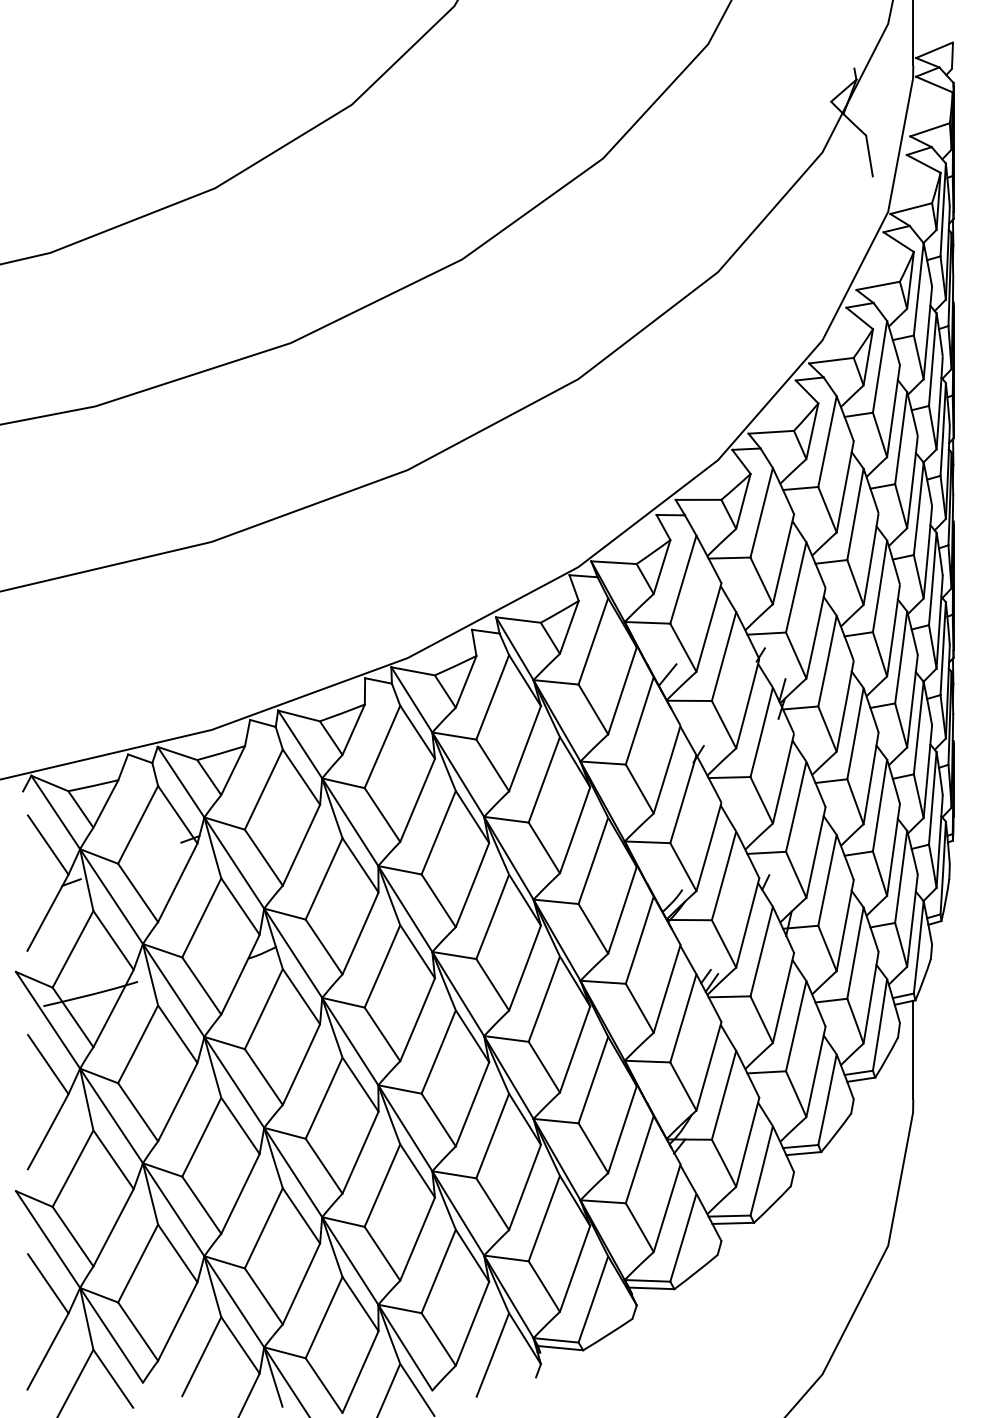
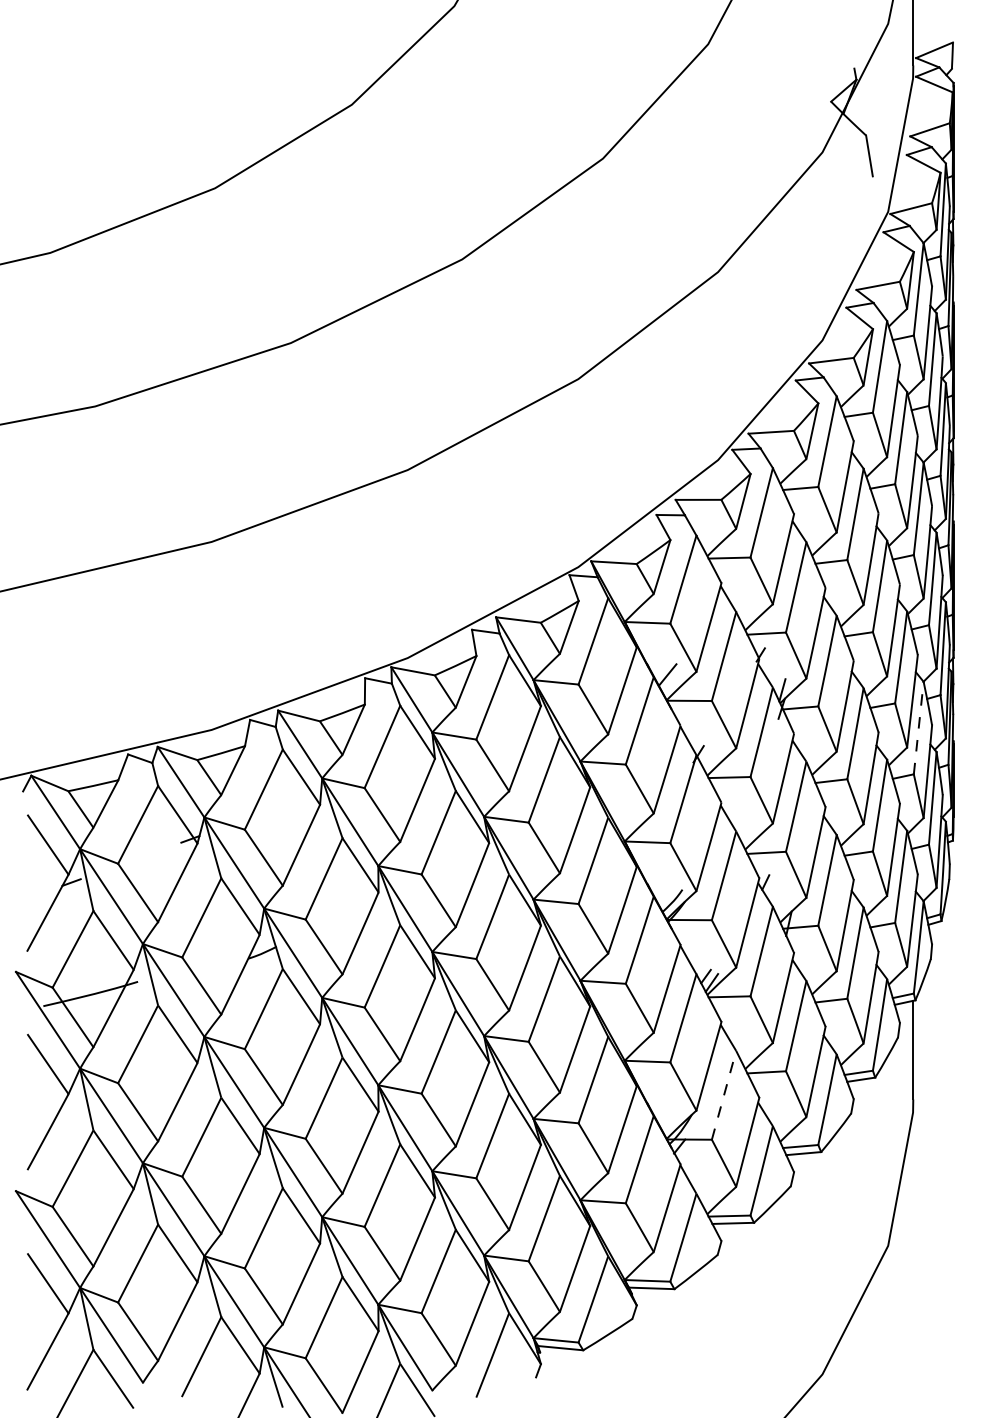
line: solid -> dashed (918, 728)
line: solid -> dashed (724, 1094)
